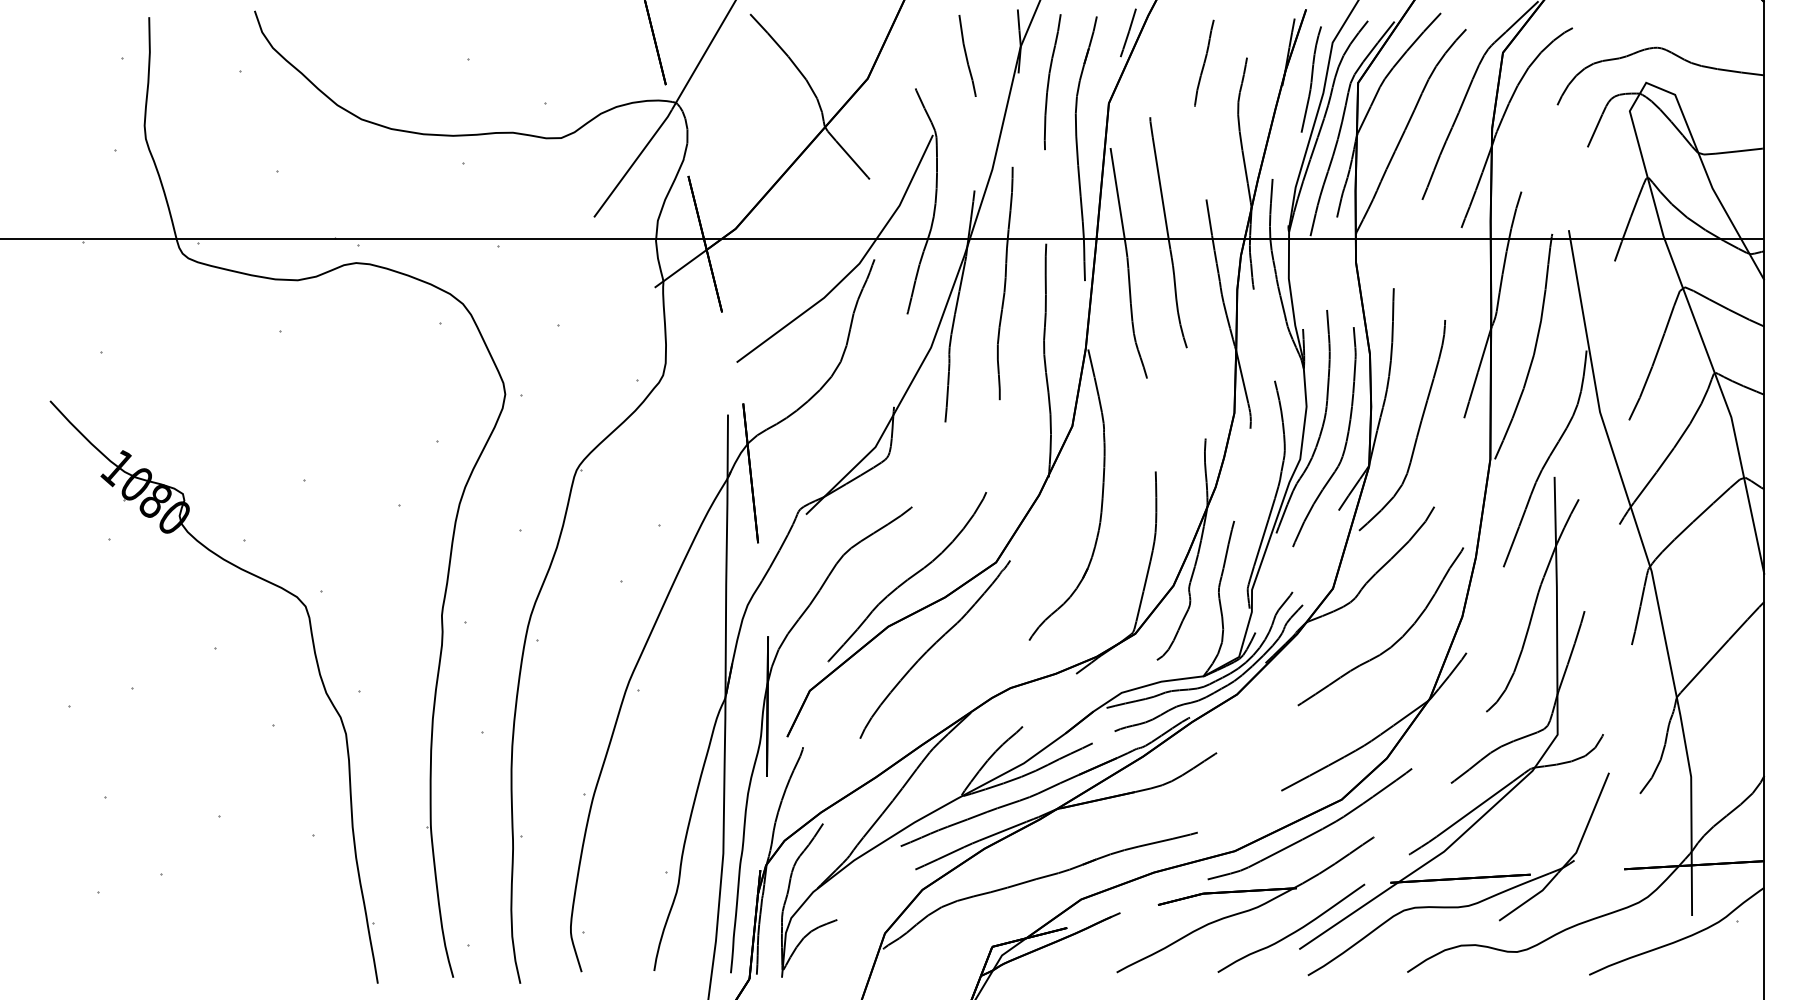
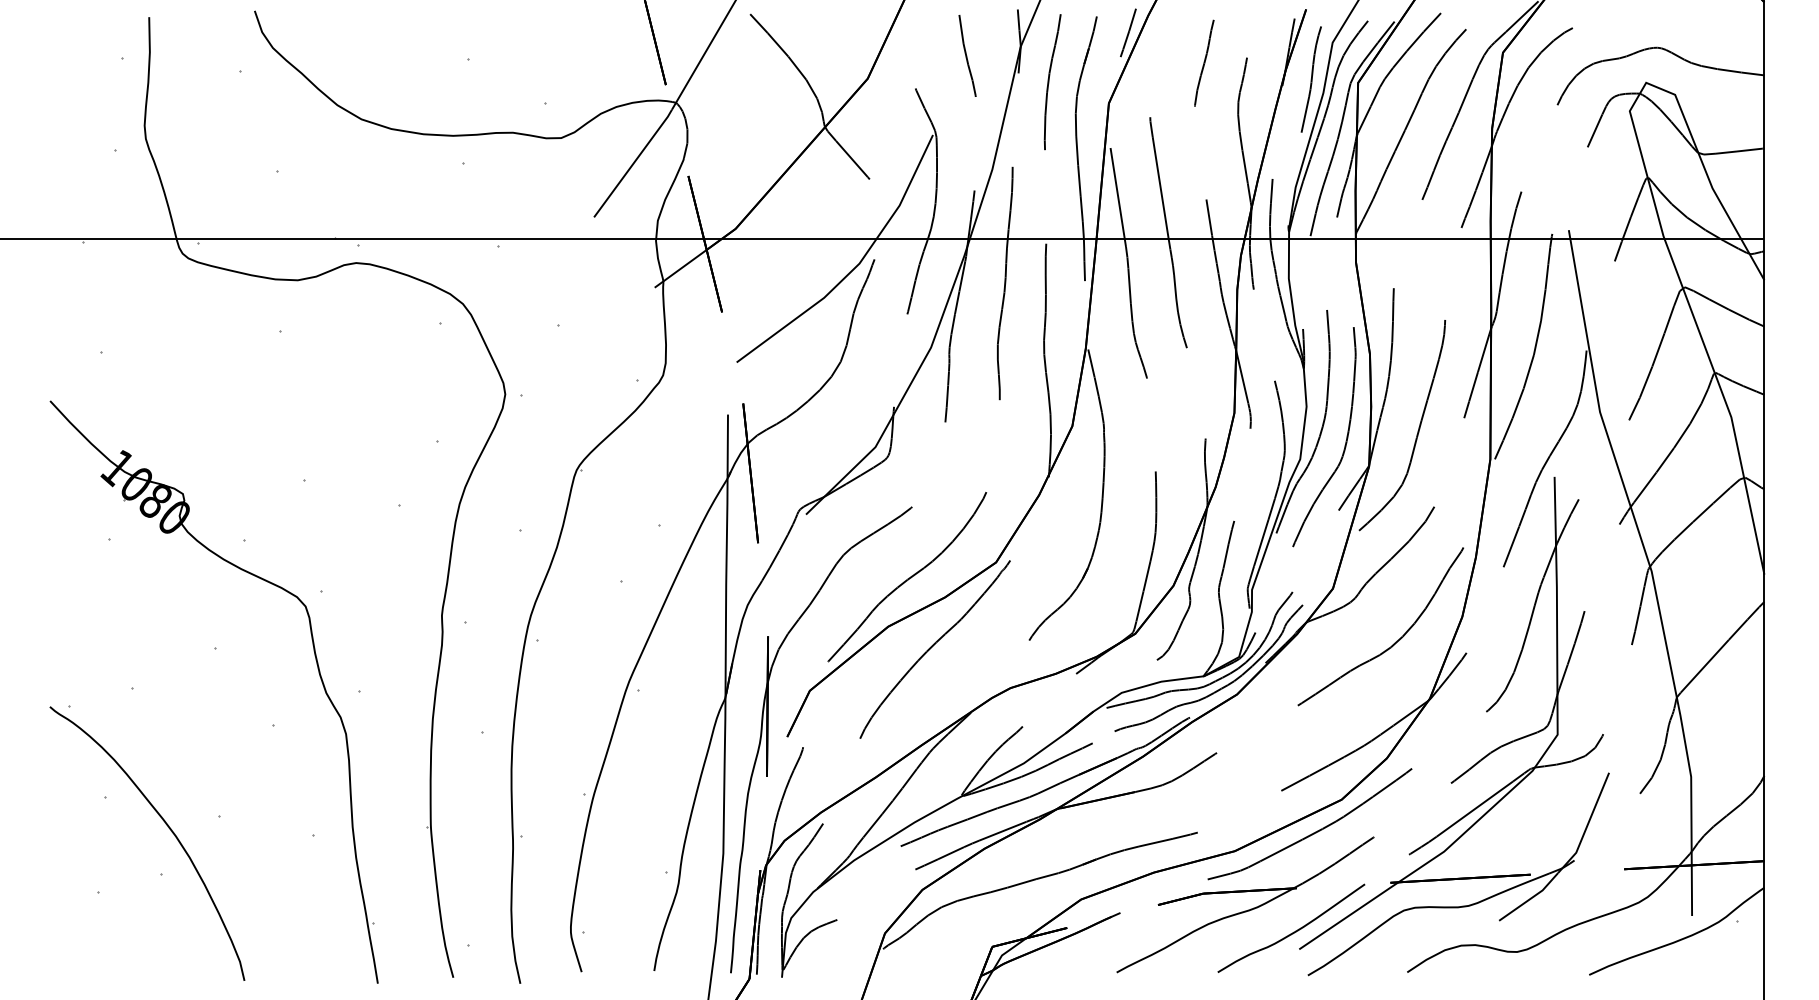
curve: none -> present (168, 828)
